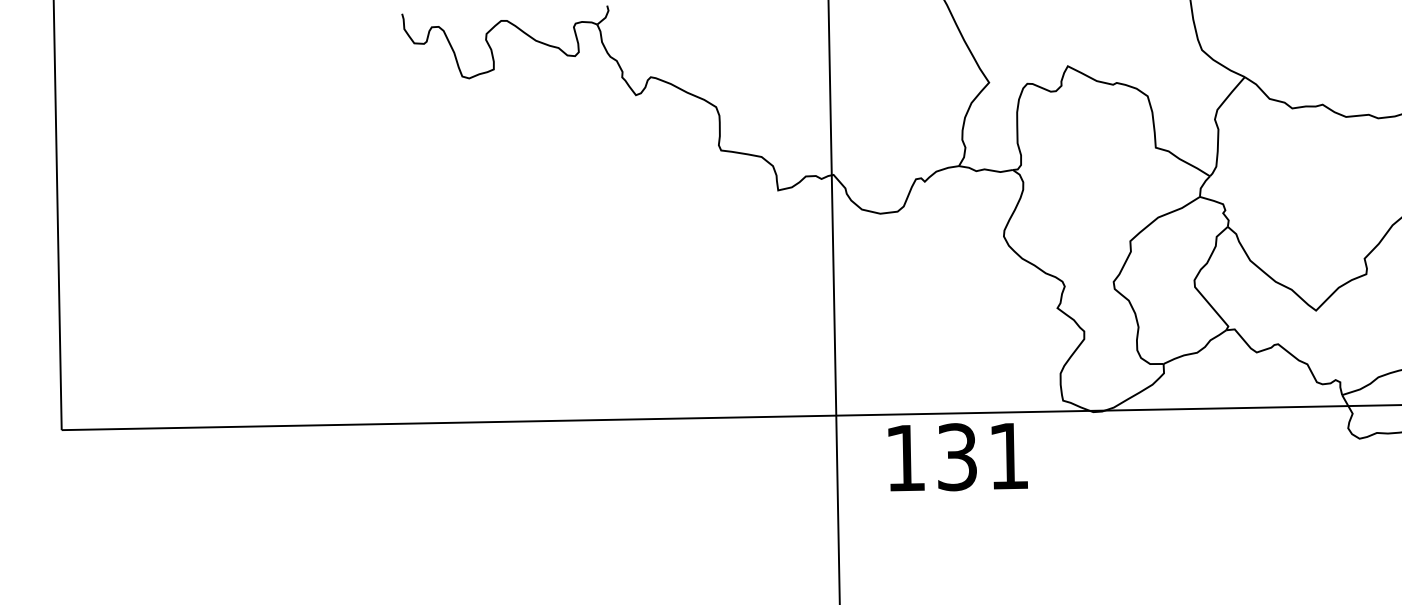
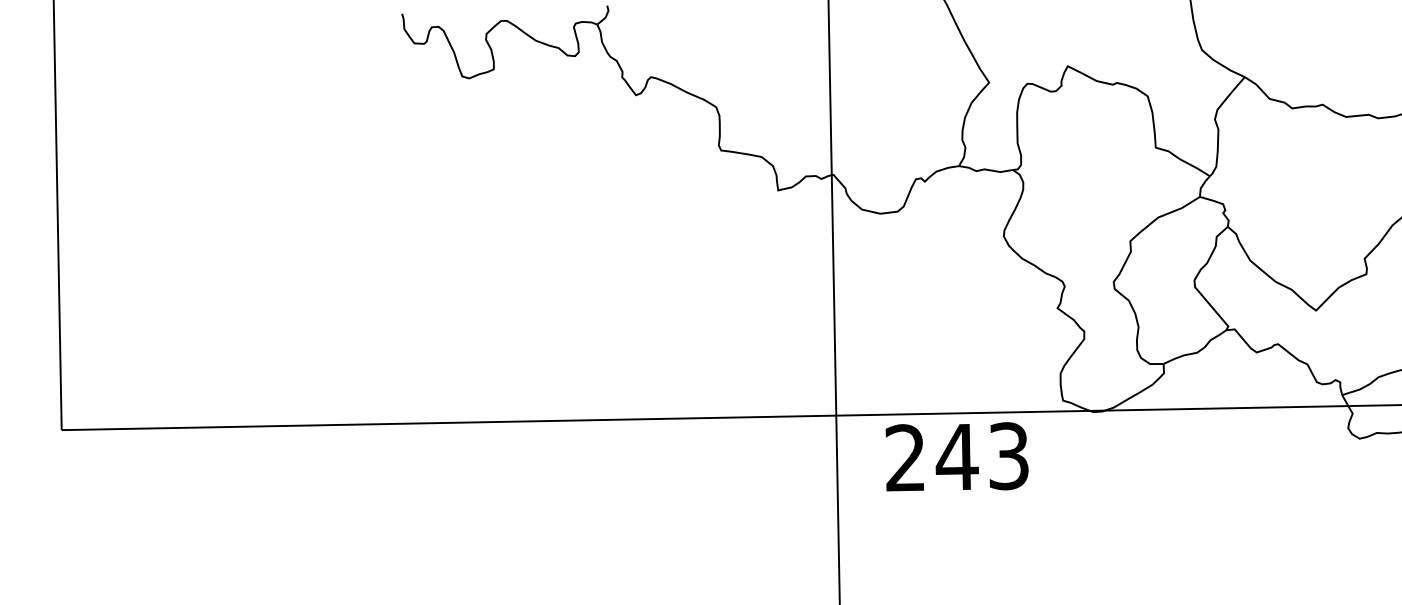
text: 131 -> 243 (956, 456)
